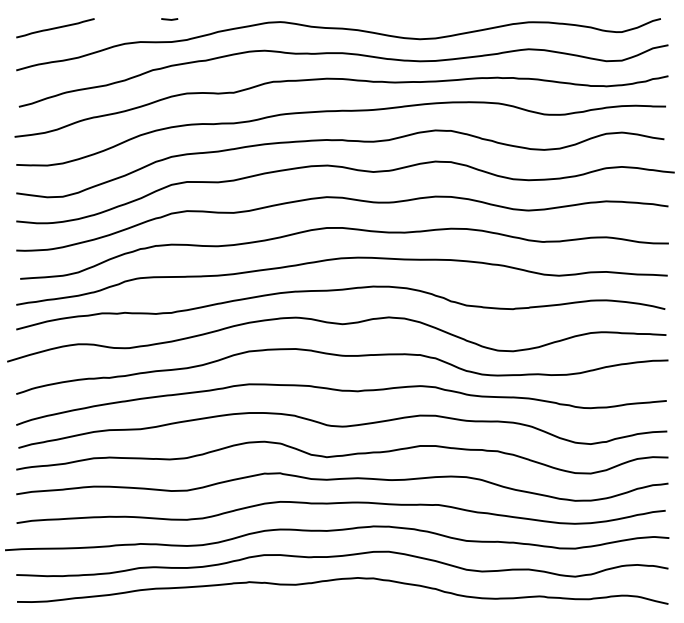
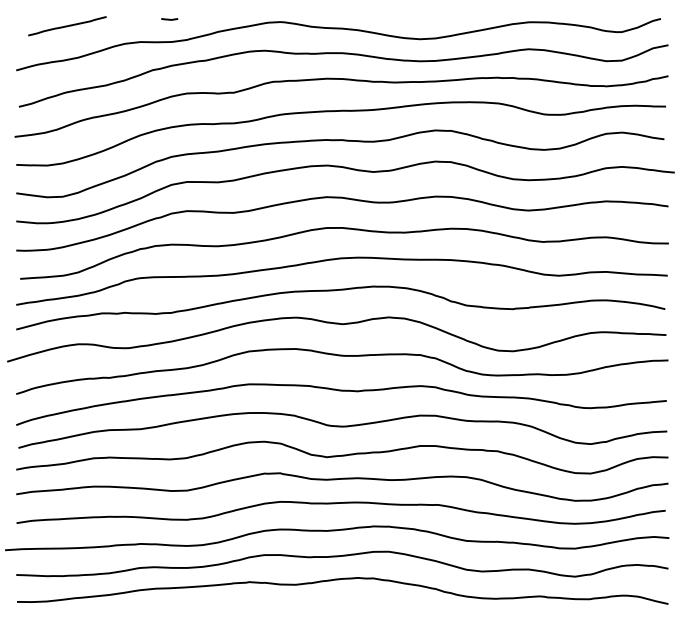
line position: (55, 28) -> (67, 26) (67, 26)
